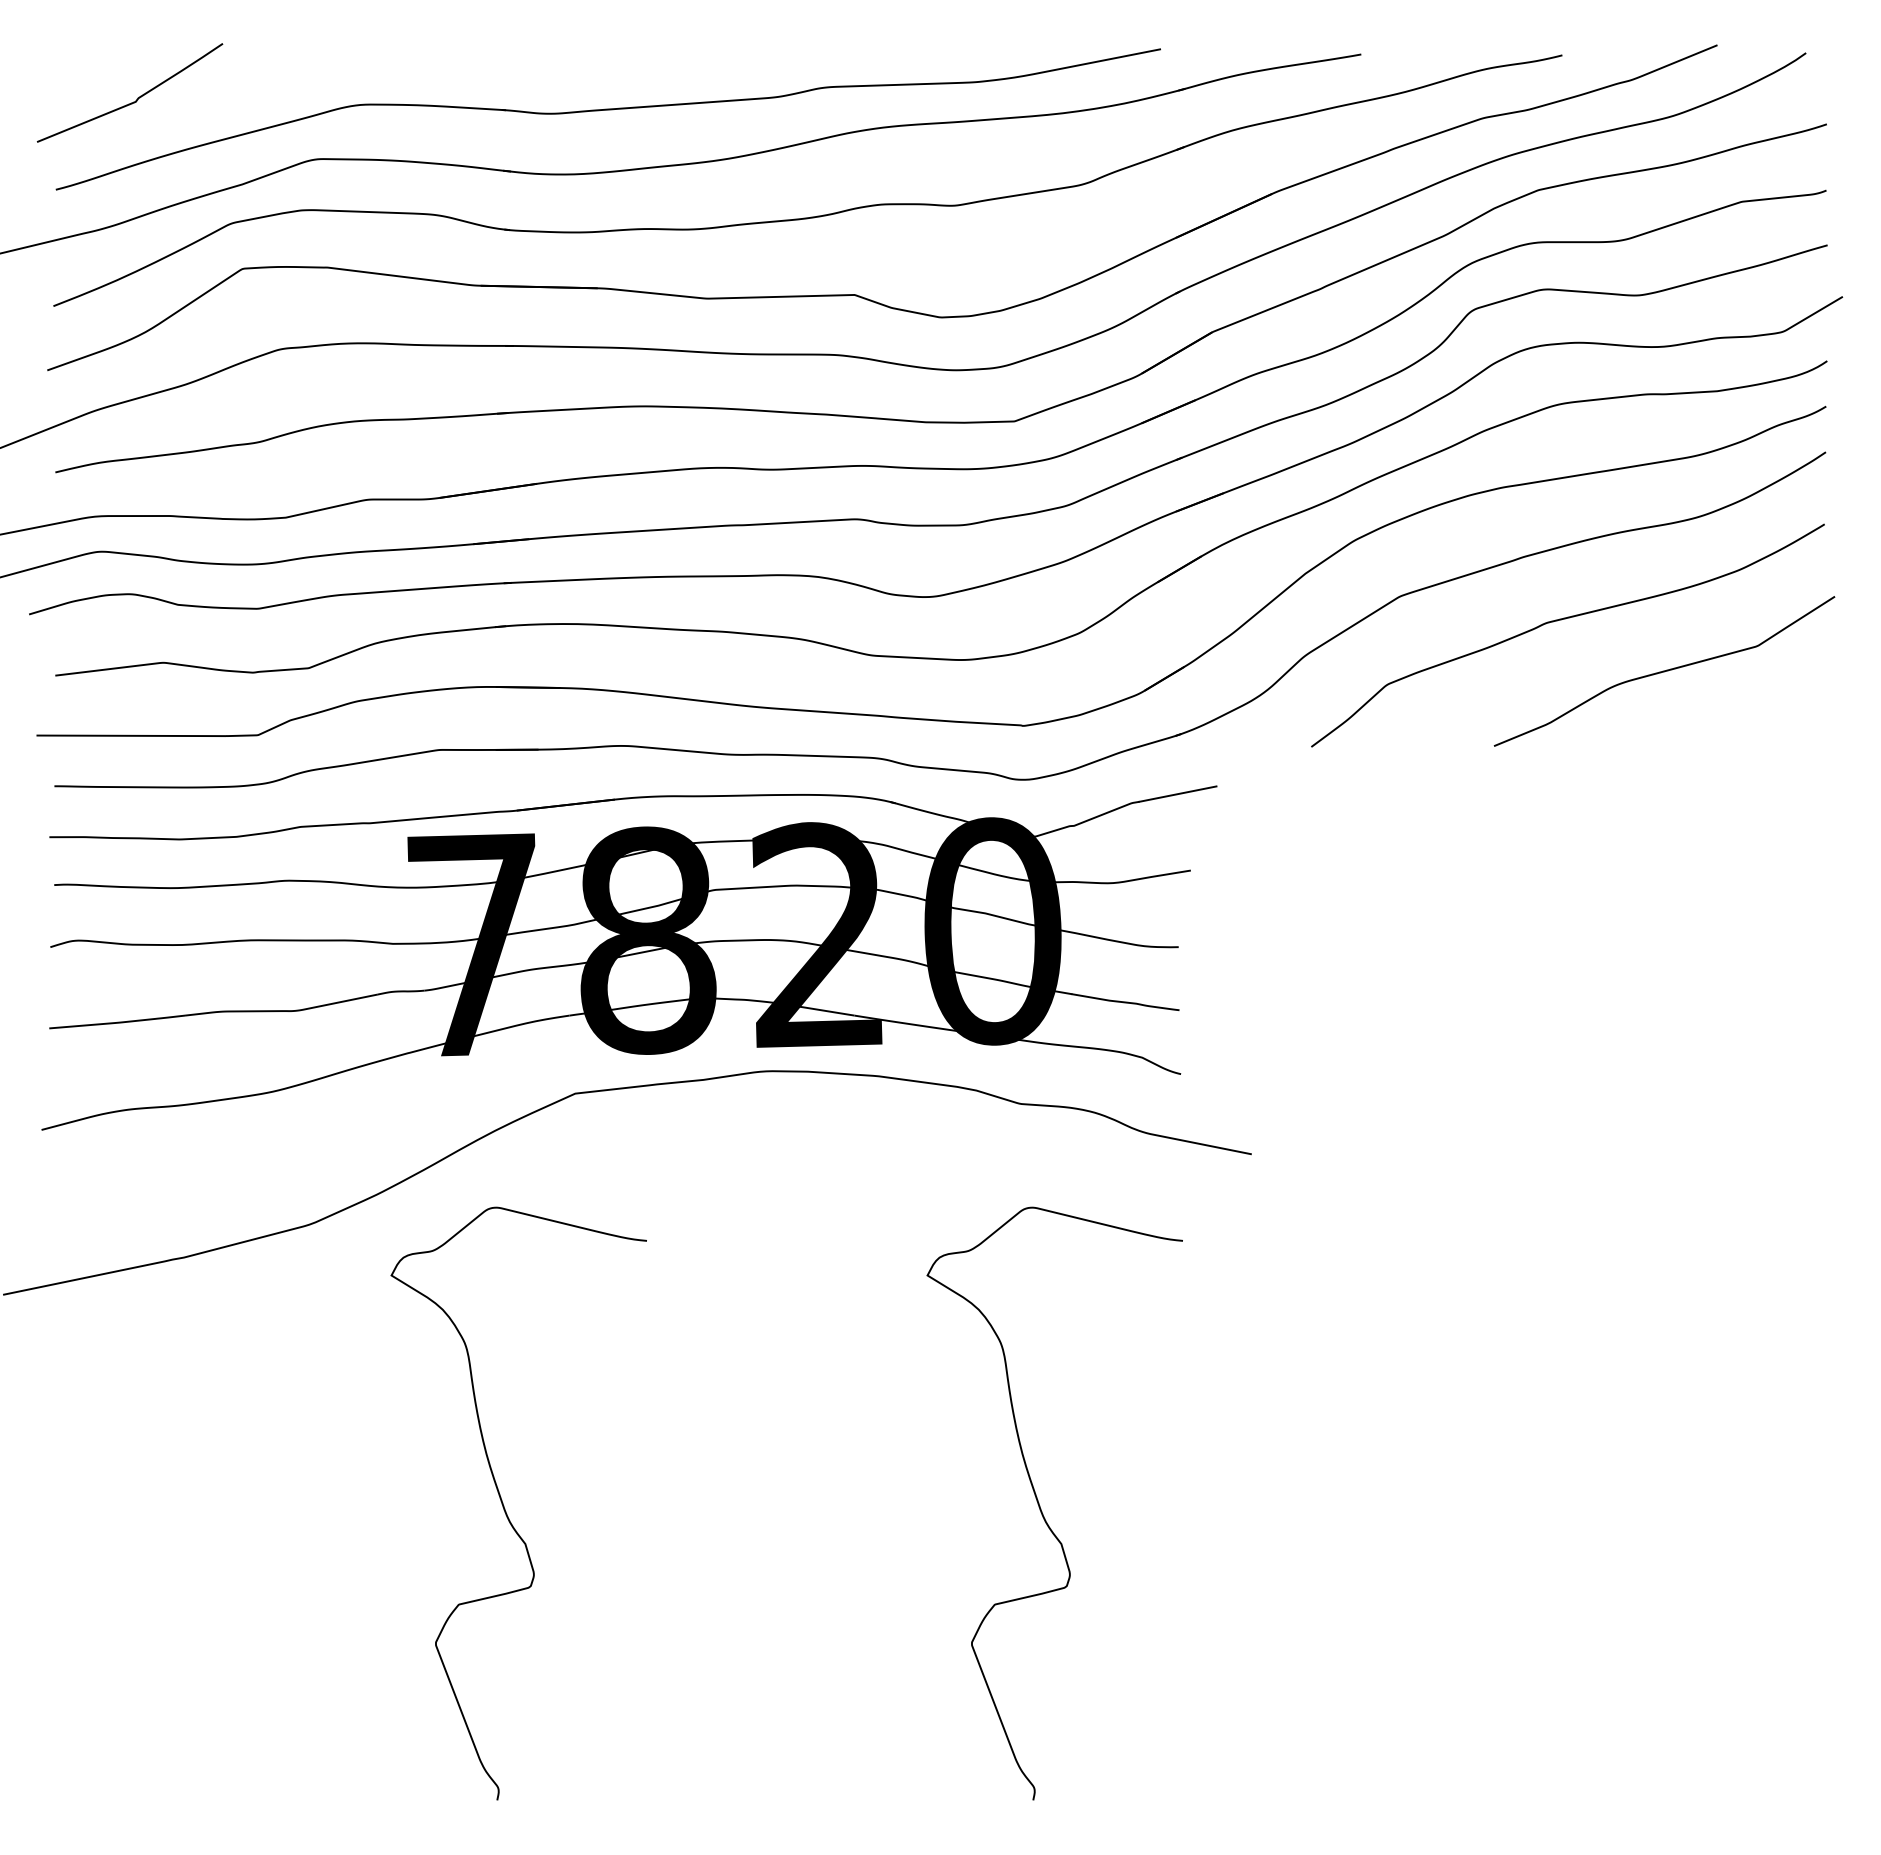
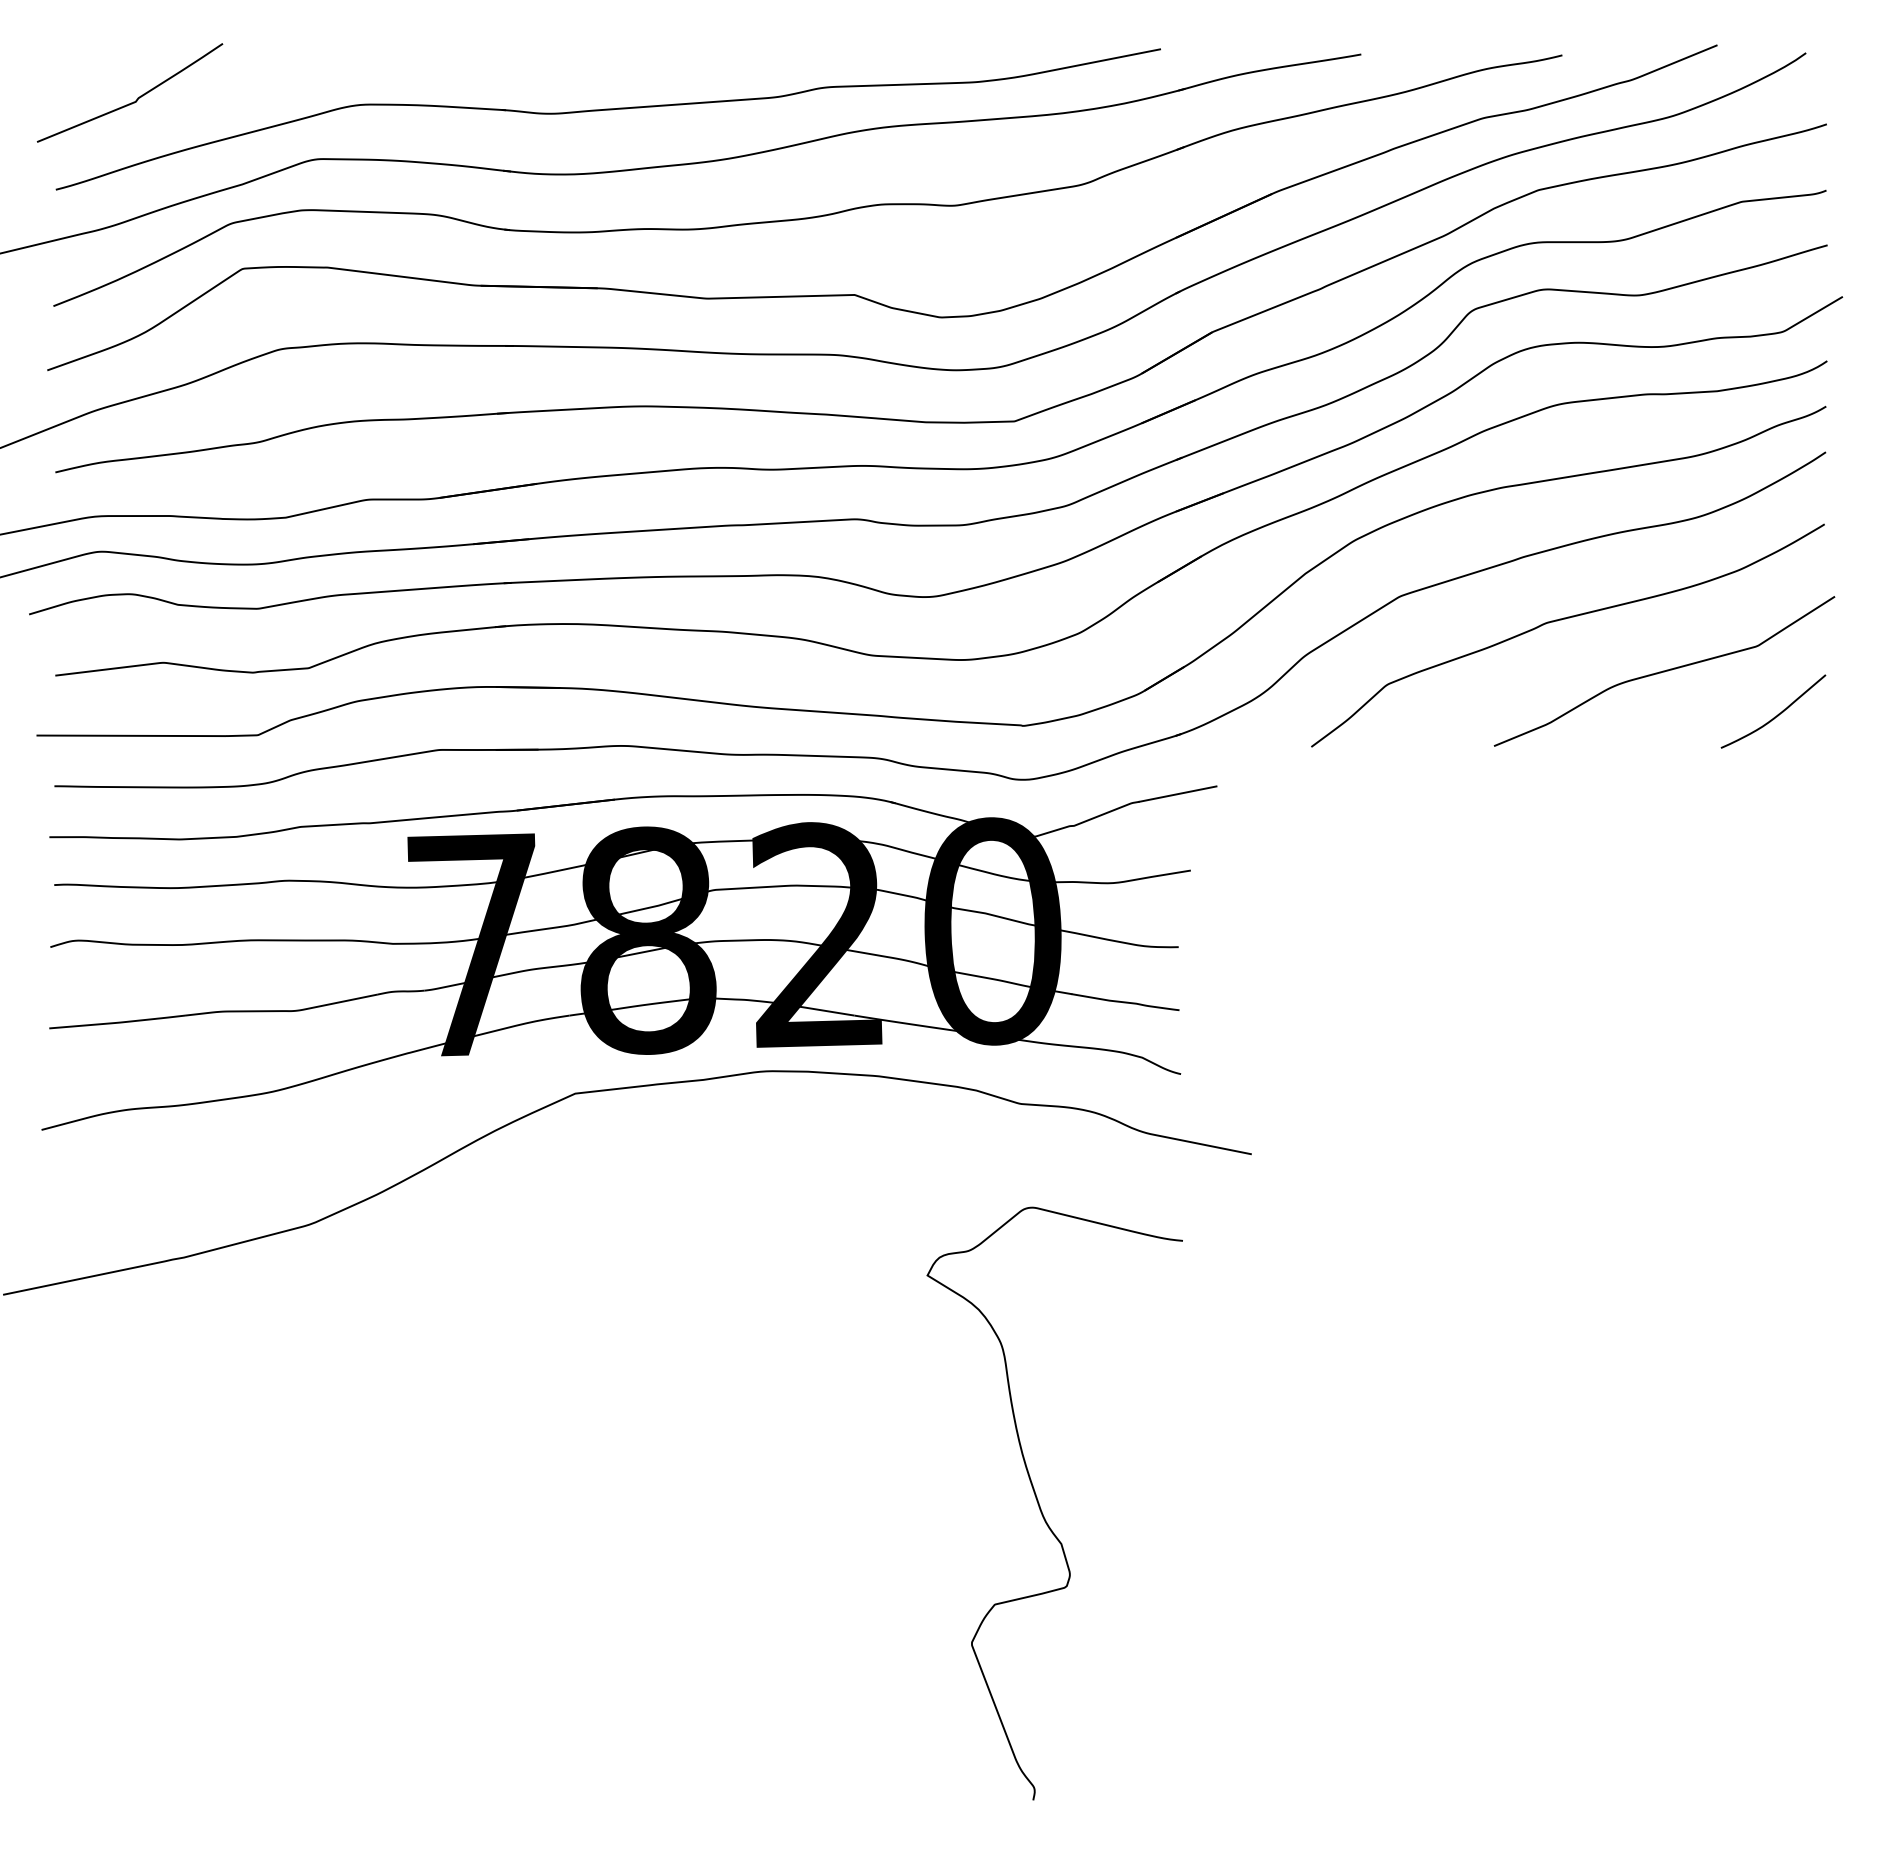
curve: none -> present (1777, 714)
curve: present -> none (505, 1508)
